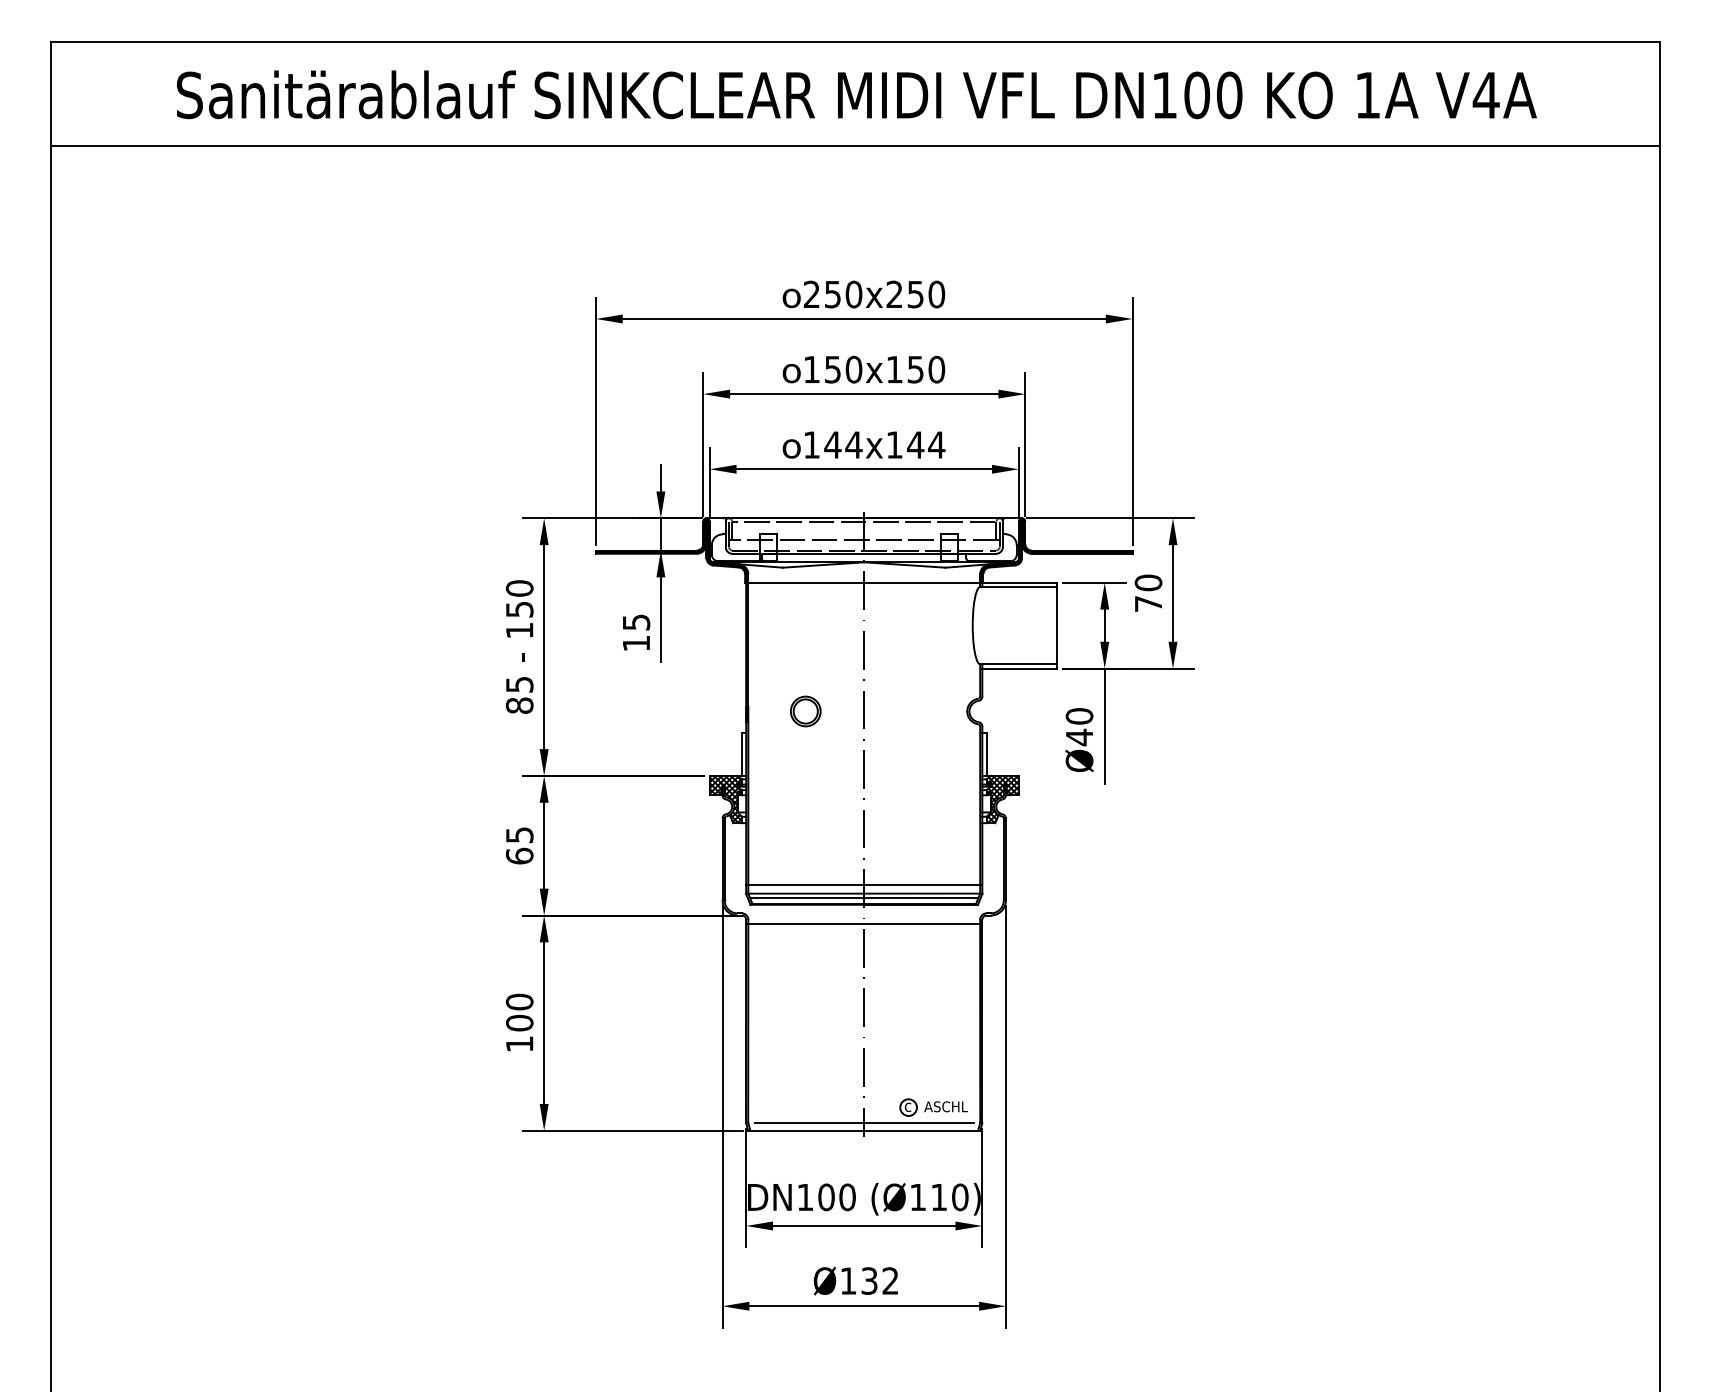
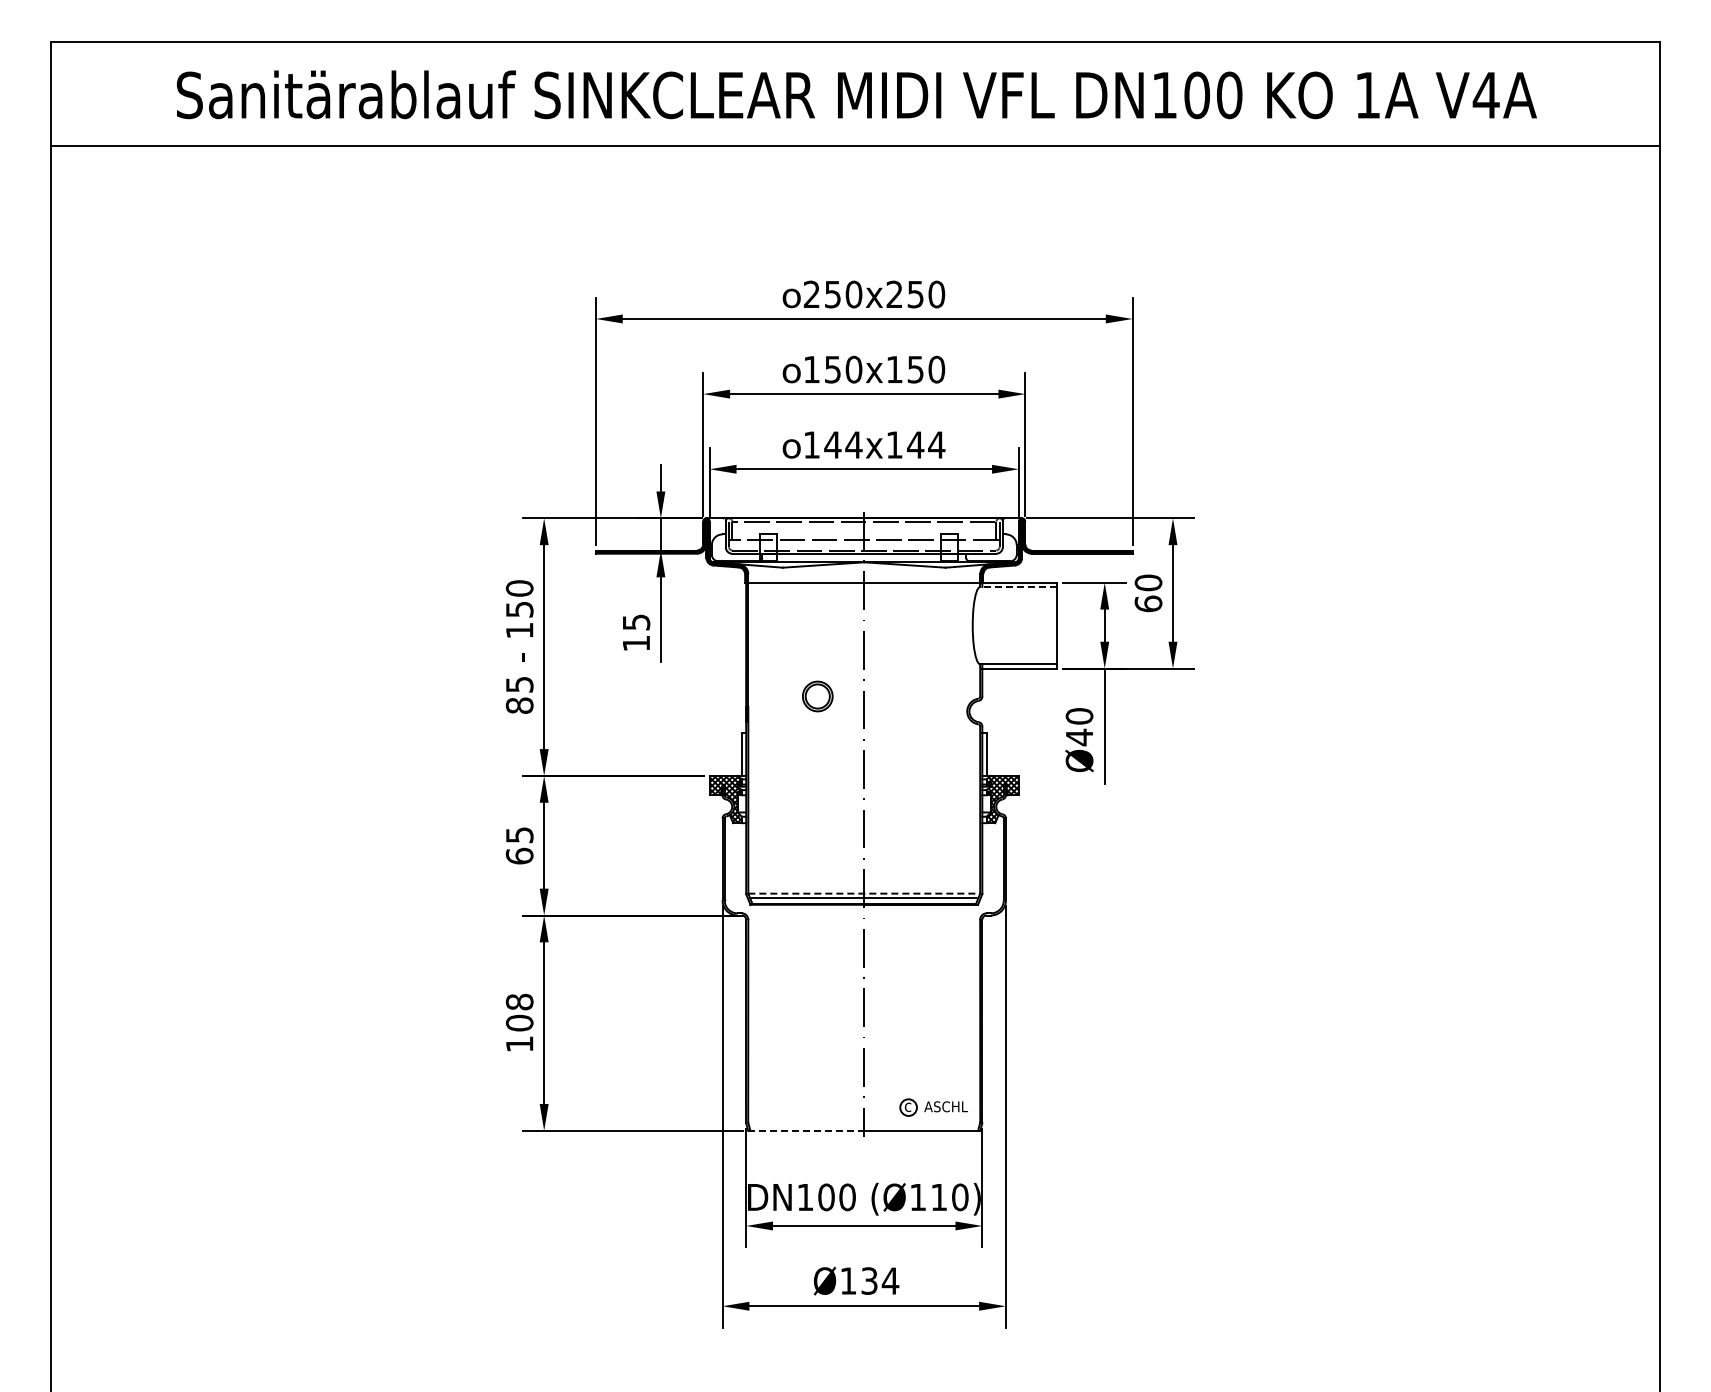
line: solid -> dashed (1018, 587)
text: 70 -> 60 (1148, 603)
part position: (805, 711) -> (817, 696) (817, 696)
line: present -> none (864, 885)
line: solid -> dashed (864, 893)
line: present -> none (864, 924)
text: 100 -> 108 (519, 1001)
line: present -> none (863, 1122)
line: solid -> dashed (806, 1130)
text: Ø132 -> Ø134 (890, 1280)
